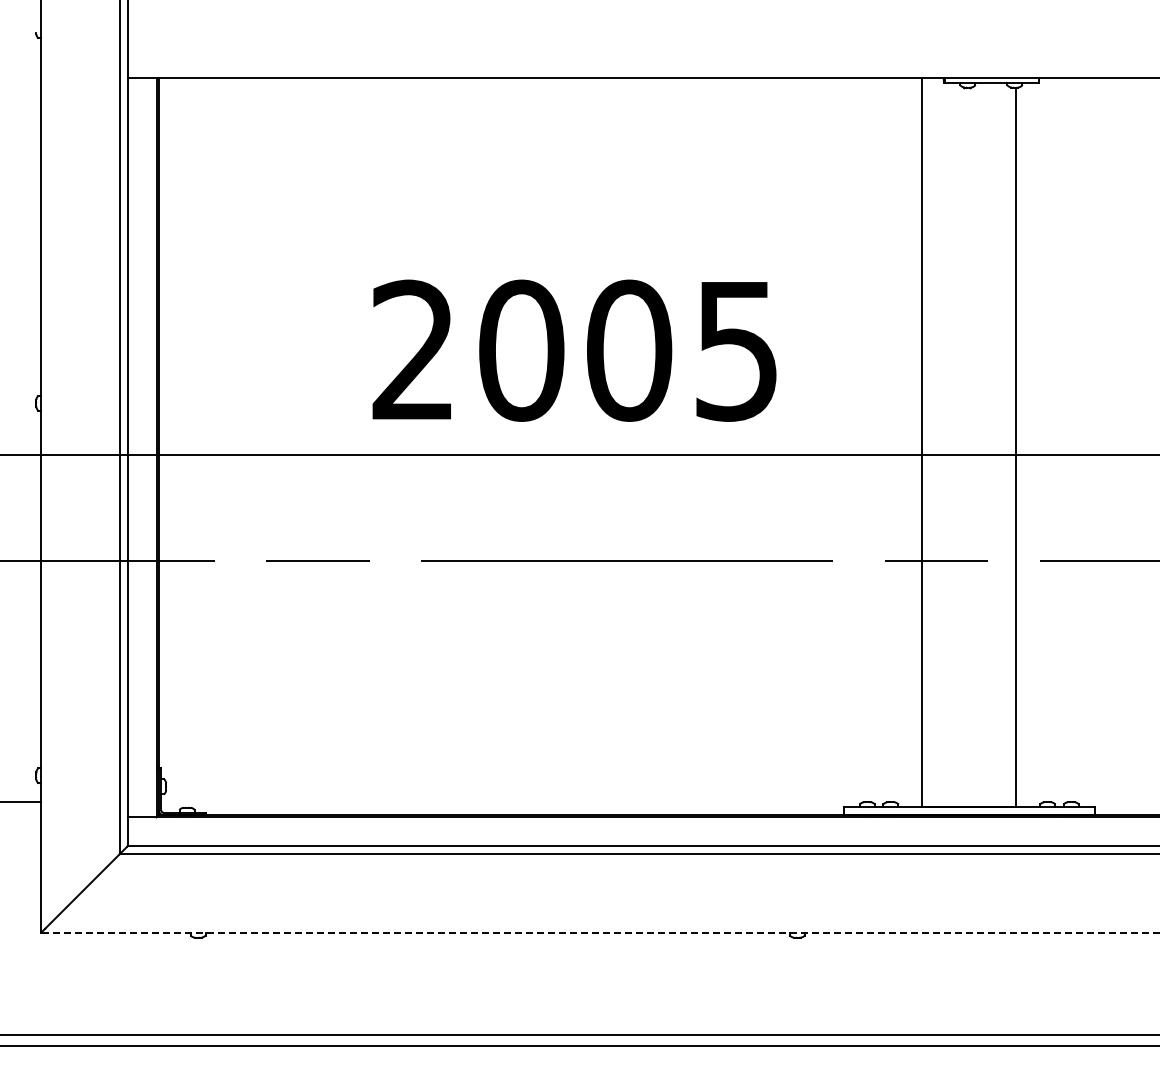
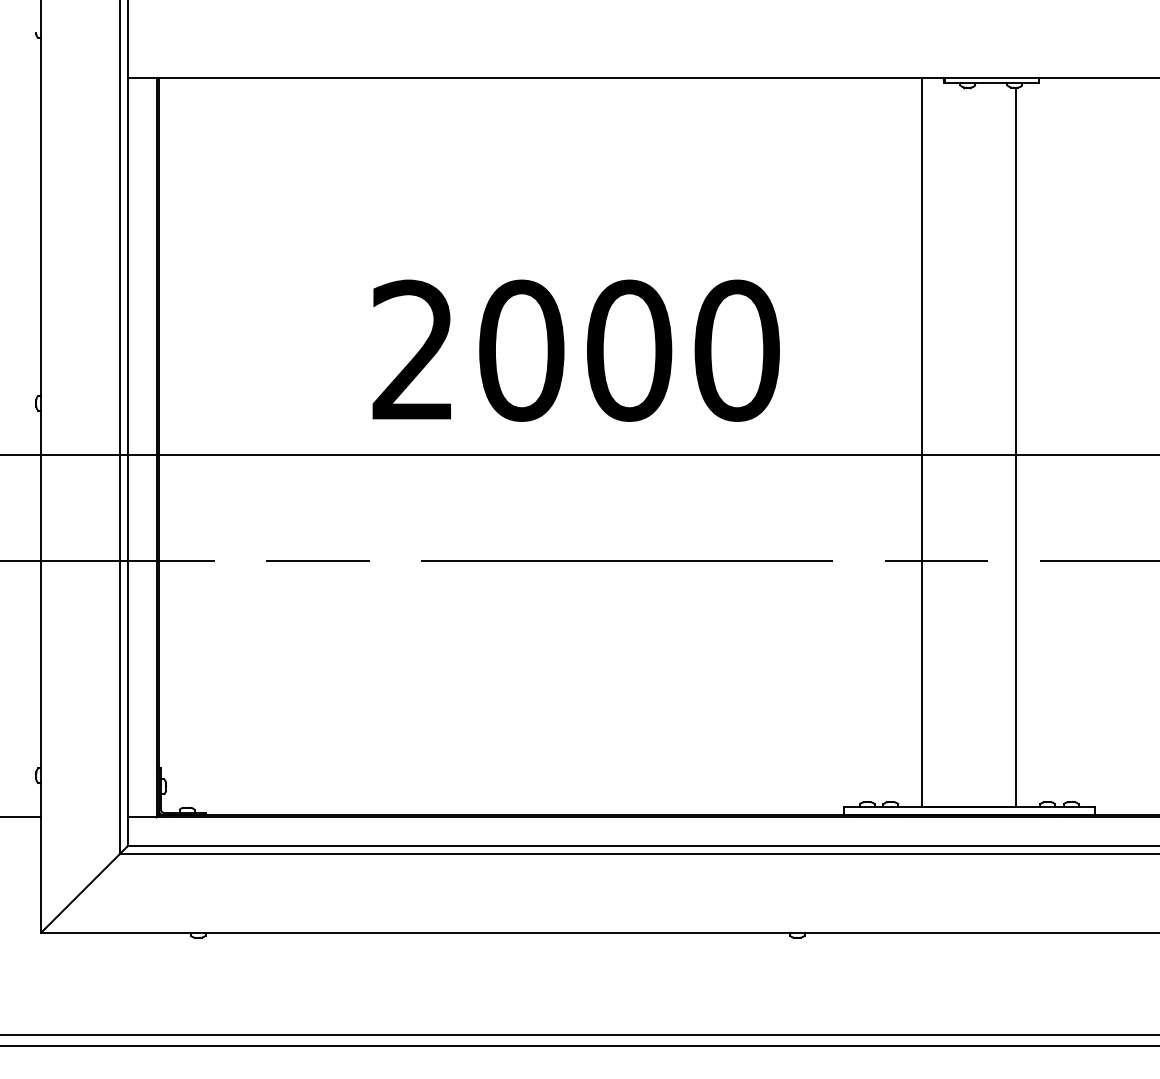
text: 2005 -> 2000 (736, 350)
line position: (21, 802) -> (21, 817) (21, 817)
line: dashed -> solid (599, 932)
